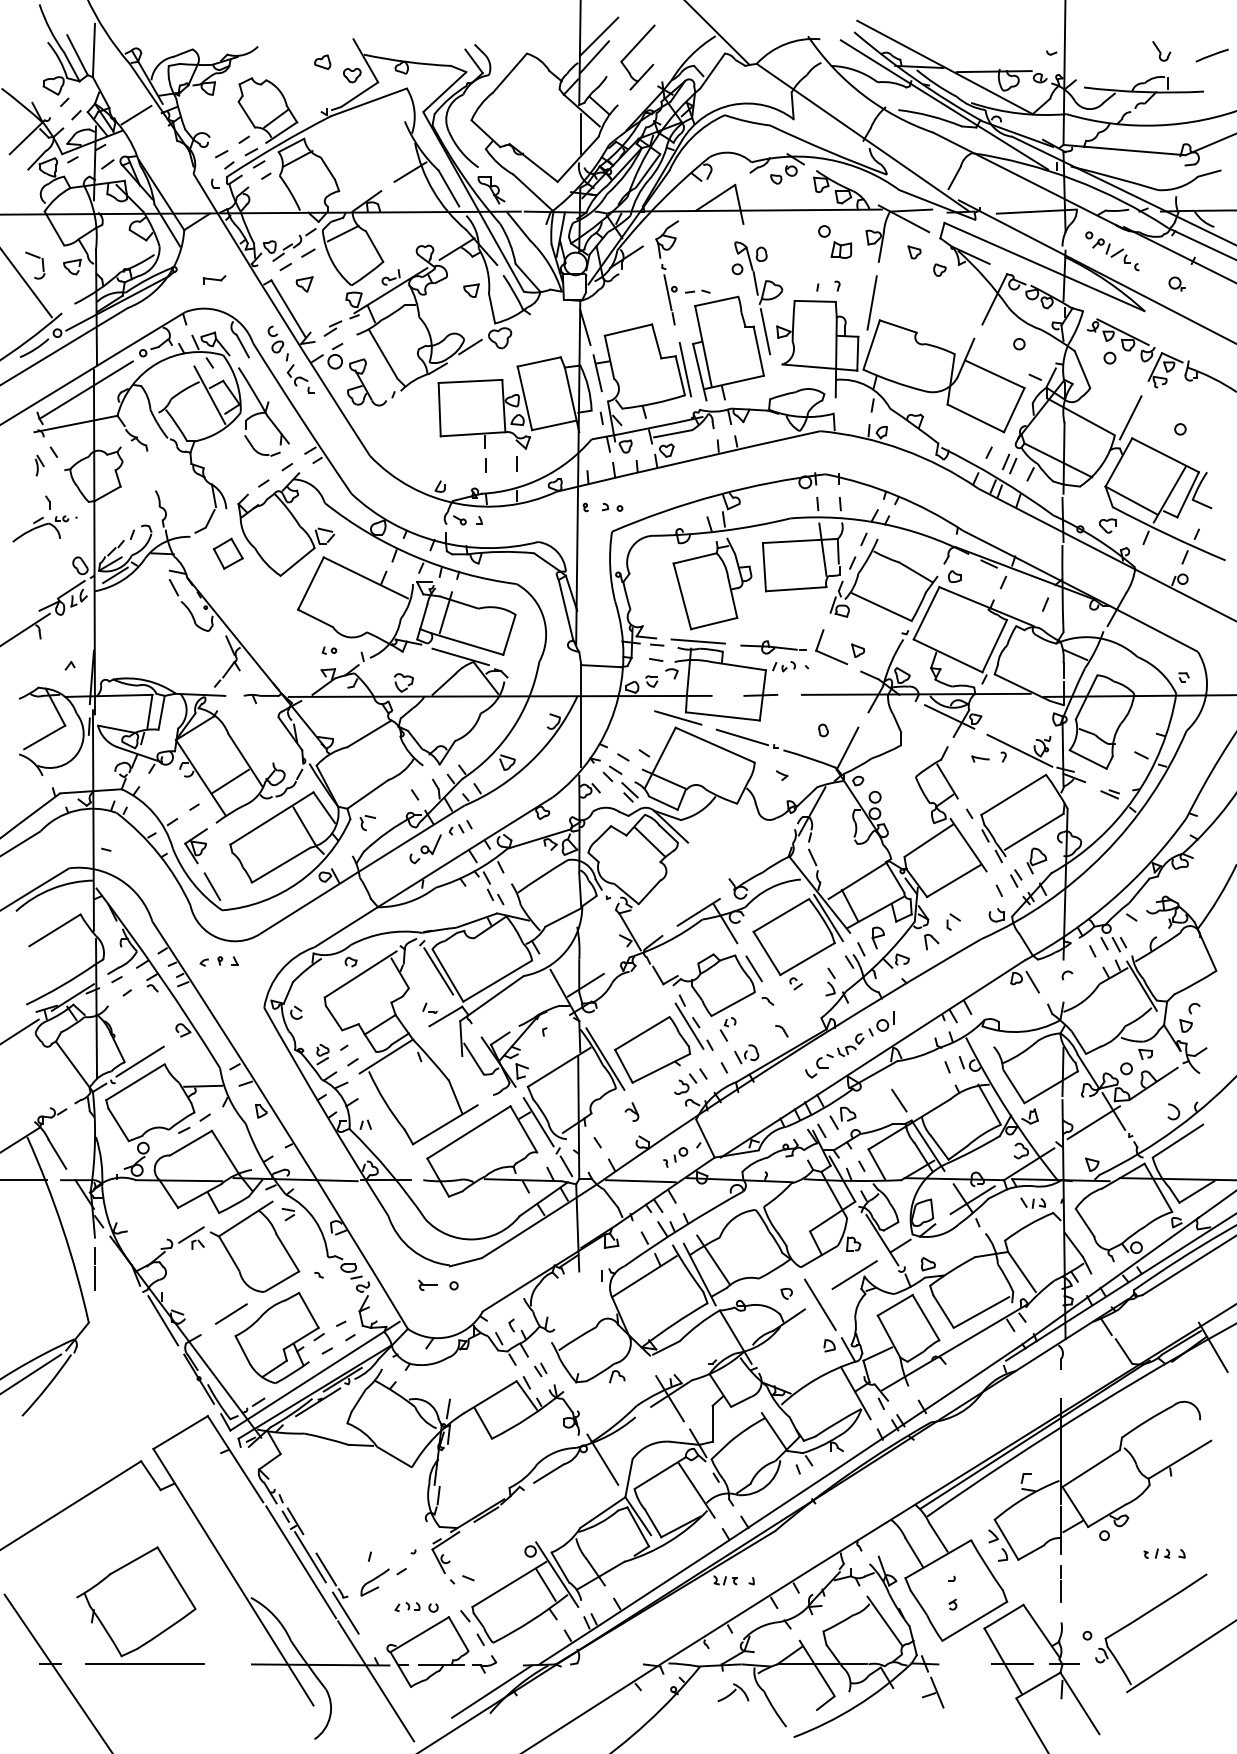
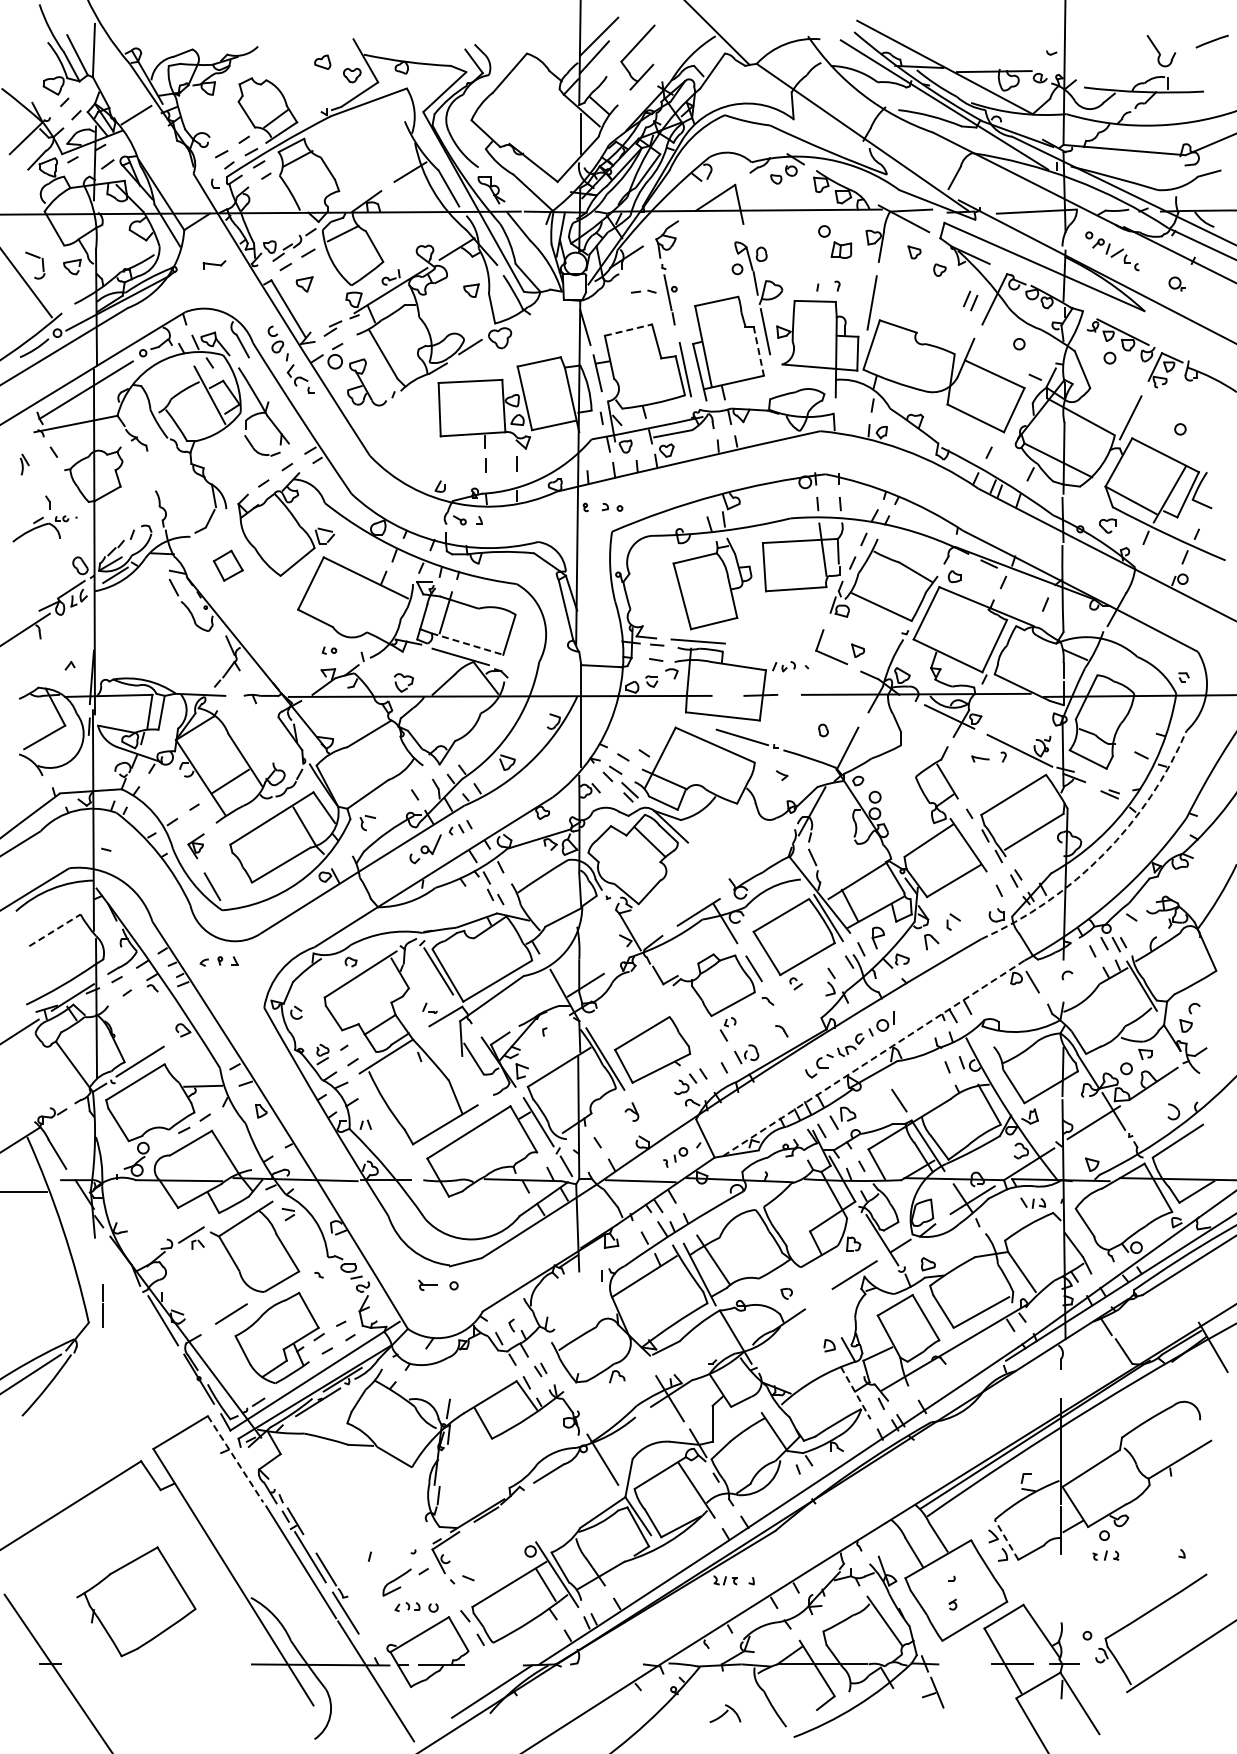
part size: 20x21 px -> 31x33 px (1161, 51)
line position: (1211, 55) -> (1211, 41) (1211, 41)
part position: (214, 279) -> (214, 264) (214, 264)
part position: (697, 291) -> (643, 291) (643, 291)
line: solid -> dashed (628, 330)
line: solid -> dashed (758, 351)
part position: (1009, 463) -> (970, 300) (970, 300)
part position: (39, 465) -> (24, 464) (24, 464)
part position: (227, 553) -> (227, 565) (227, 565)
line: solid -> dashed (467, 644)
part: present -> none (773, 647)
line: present -> none (678, 717)
part size: 24x37 px -> 18x27 px (195, 846)
arc: solid -> dashed (1103, 854)
part: present -> none (1036, 860)
line: solid -> dashed (55, 930)
part: present -> none (693, 1022)
line: solid -> dashed (872, 1059)
line position: (24, 1180) -> (24, 1192) (24, 1192)
line position: (94, 1268) -> (102, 1305) (102, 1305)
line: present -> none (819, 1304)
line: solid -> dashed (856, 1393)
line: solid -> dashed (235, 1459)
line: solid -> dashed (1006, 1539)
part position: (1156, 1553) -> (1105, 1555) (1105, 1555)
line: present -> none (1060, 1583)
part position: (378, 1586) -> (400, 1586) (400, 1586)
line: present -> none (144, 1664)
part: present -> none (484, 1664)
part position: (733, 1692) -> (725, 1713) (725, 1713)
